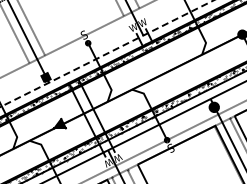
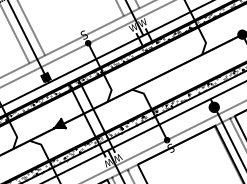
line: none -> present (86, 44)
line: dashed -> solid (106, 53)
